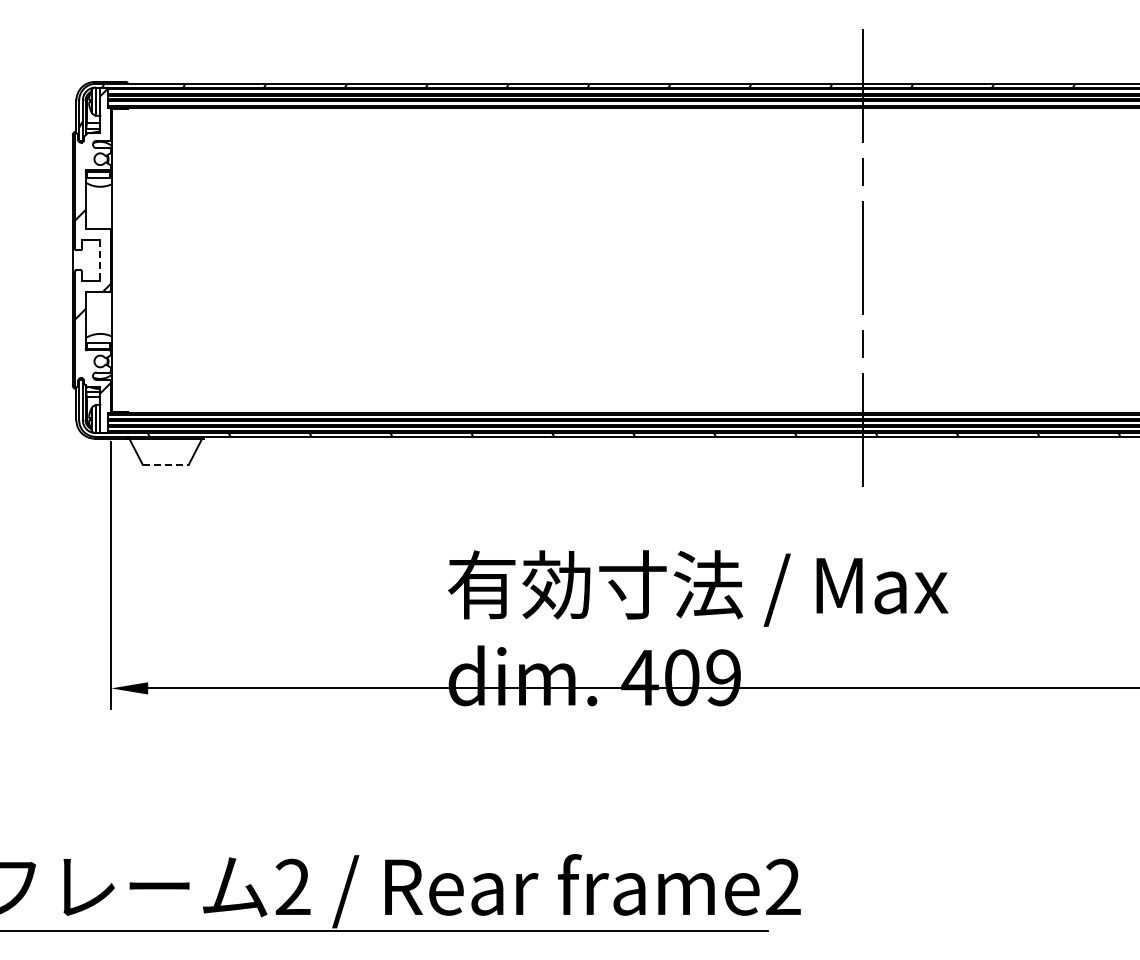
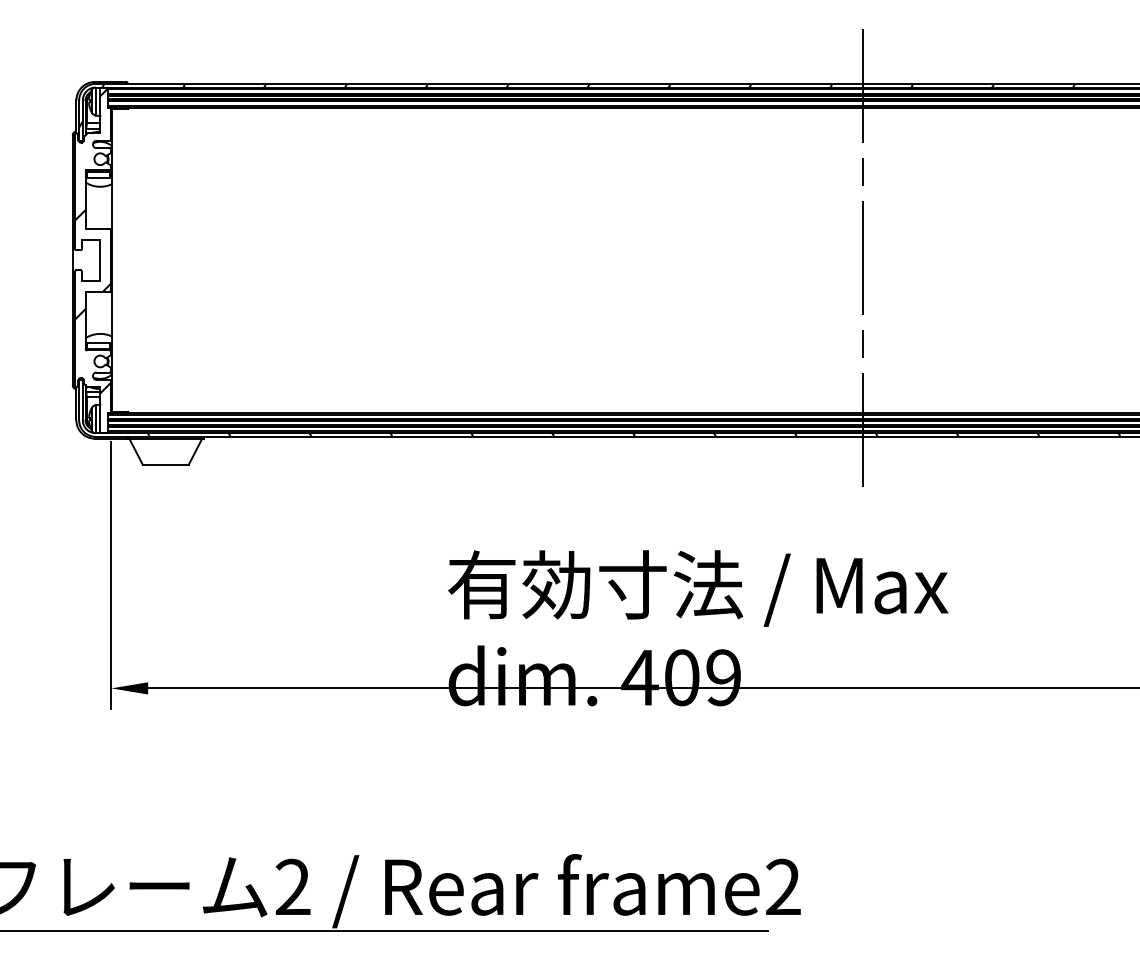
line: dashed -> solid (100, 260)
line: dashed -> solid (165, 464)
